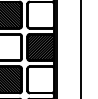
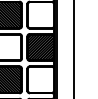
line position: (80, 48) -> (73, 48) (73, 48)
